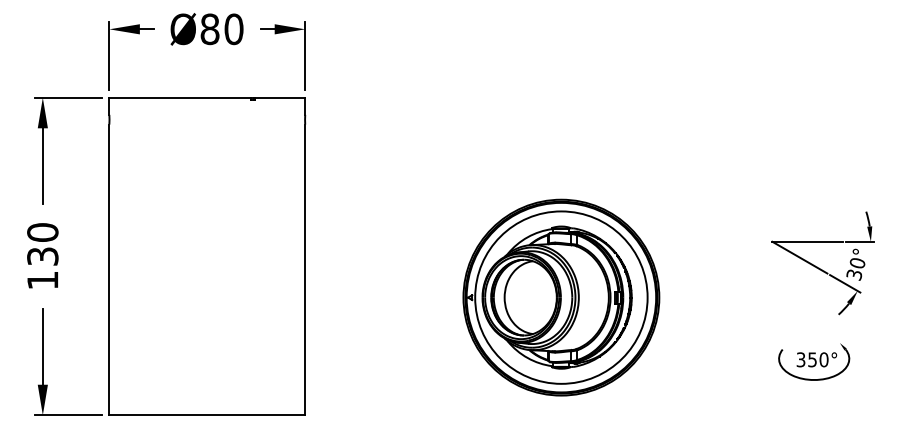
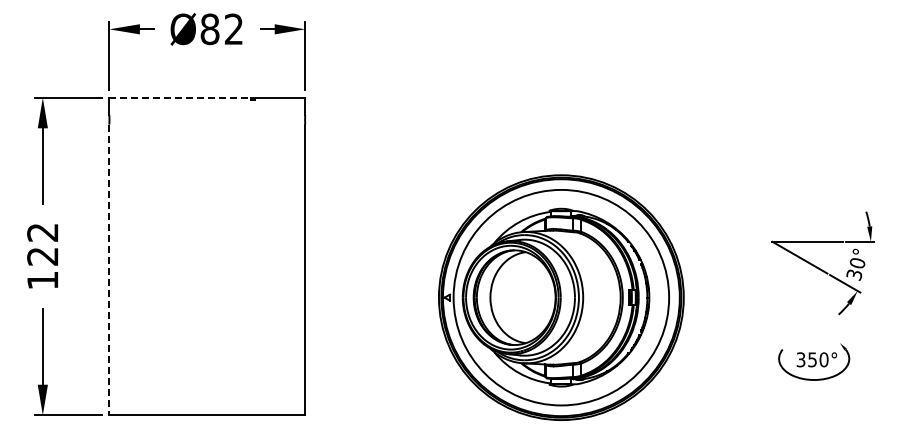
text: Ø80 -> Ø82 (233, 29)
line: solid -> dashed (182, 97)
text: 130 -> 122 (42, 244)
line: solid -> dashed (109, 270)
part size: 199x199 px -> 247x247 px (561, 297)
